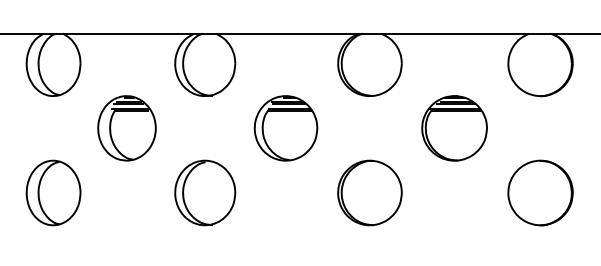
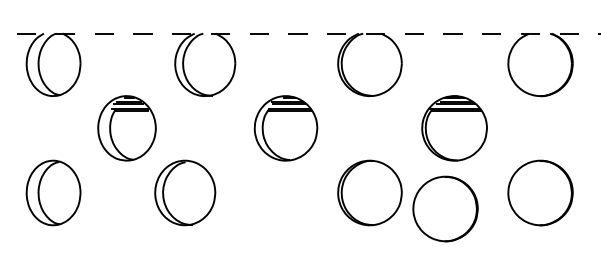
line: solid -> dashed (300, 33)
part position: (205, 192) -> (185, 192) (185, 192)
part: none -> present (445, 208)
